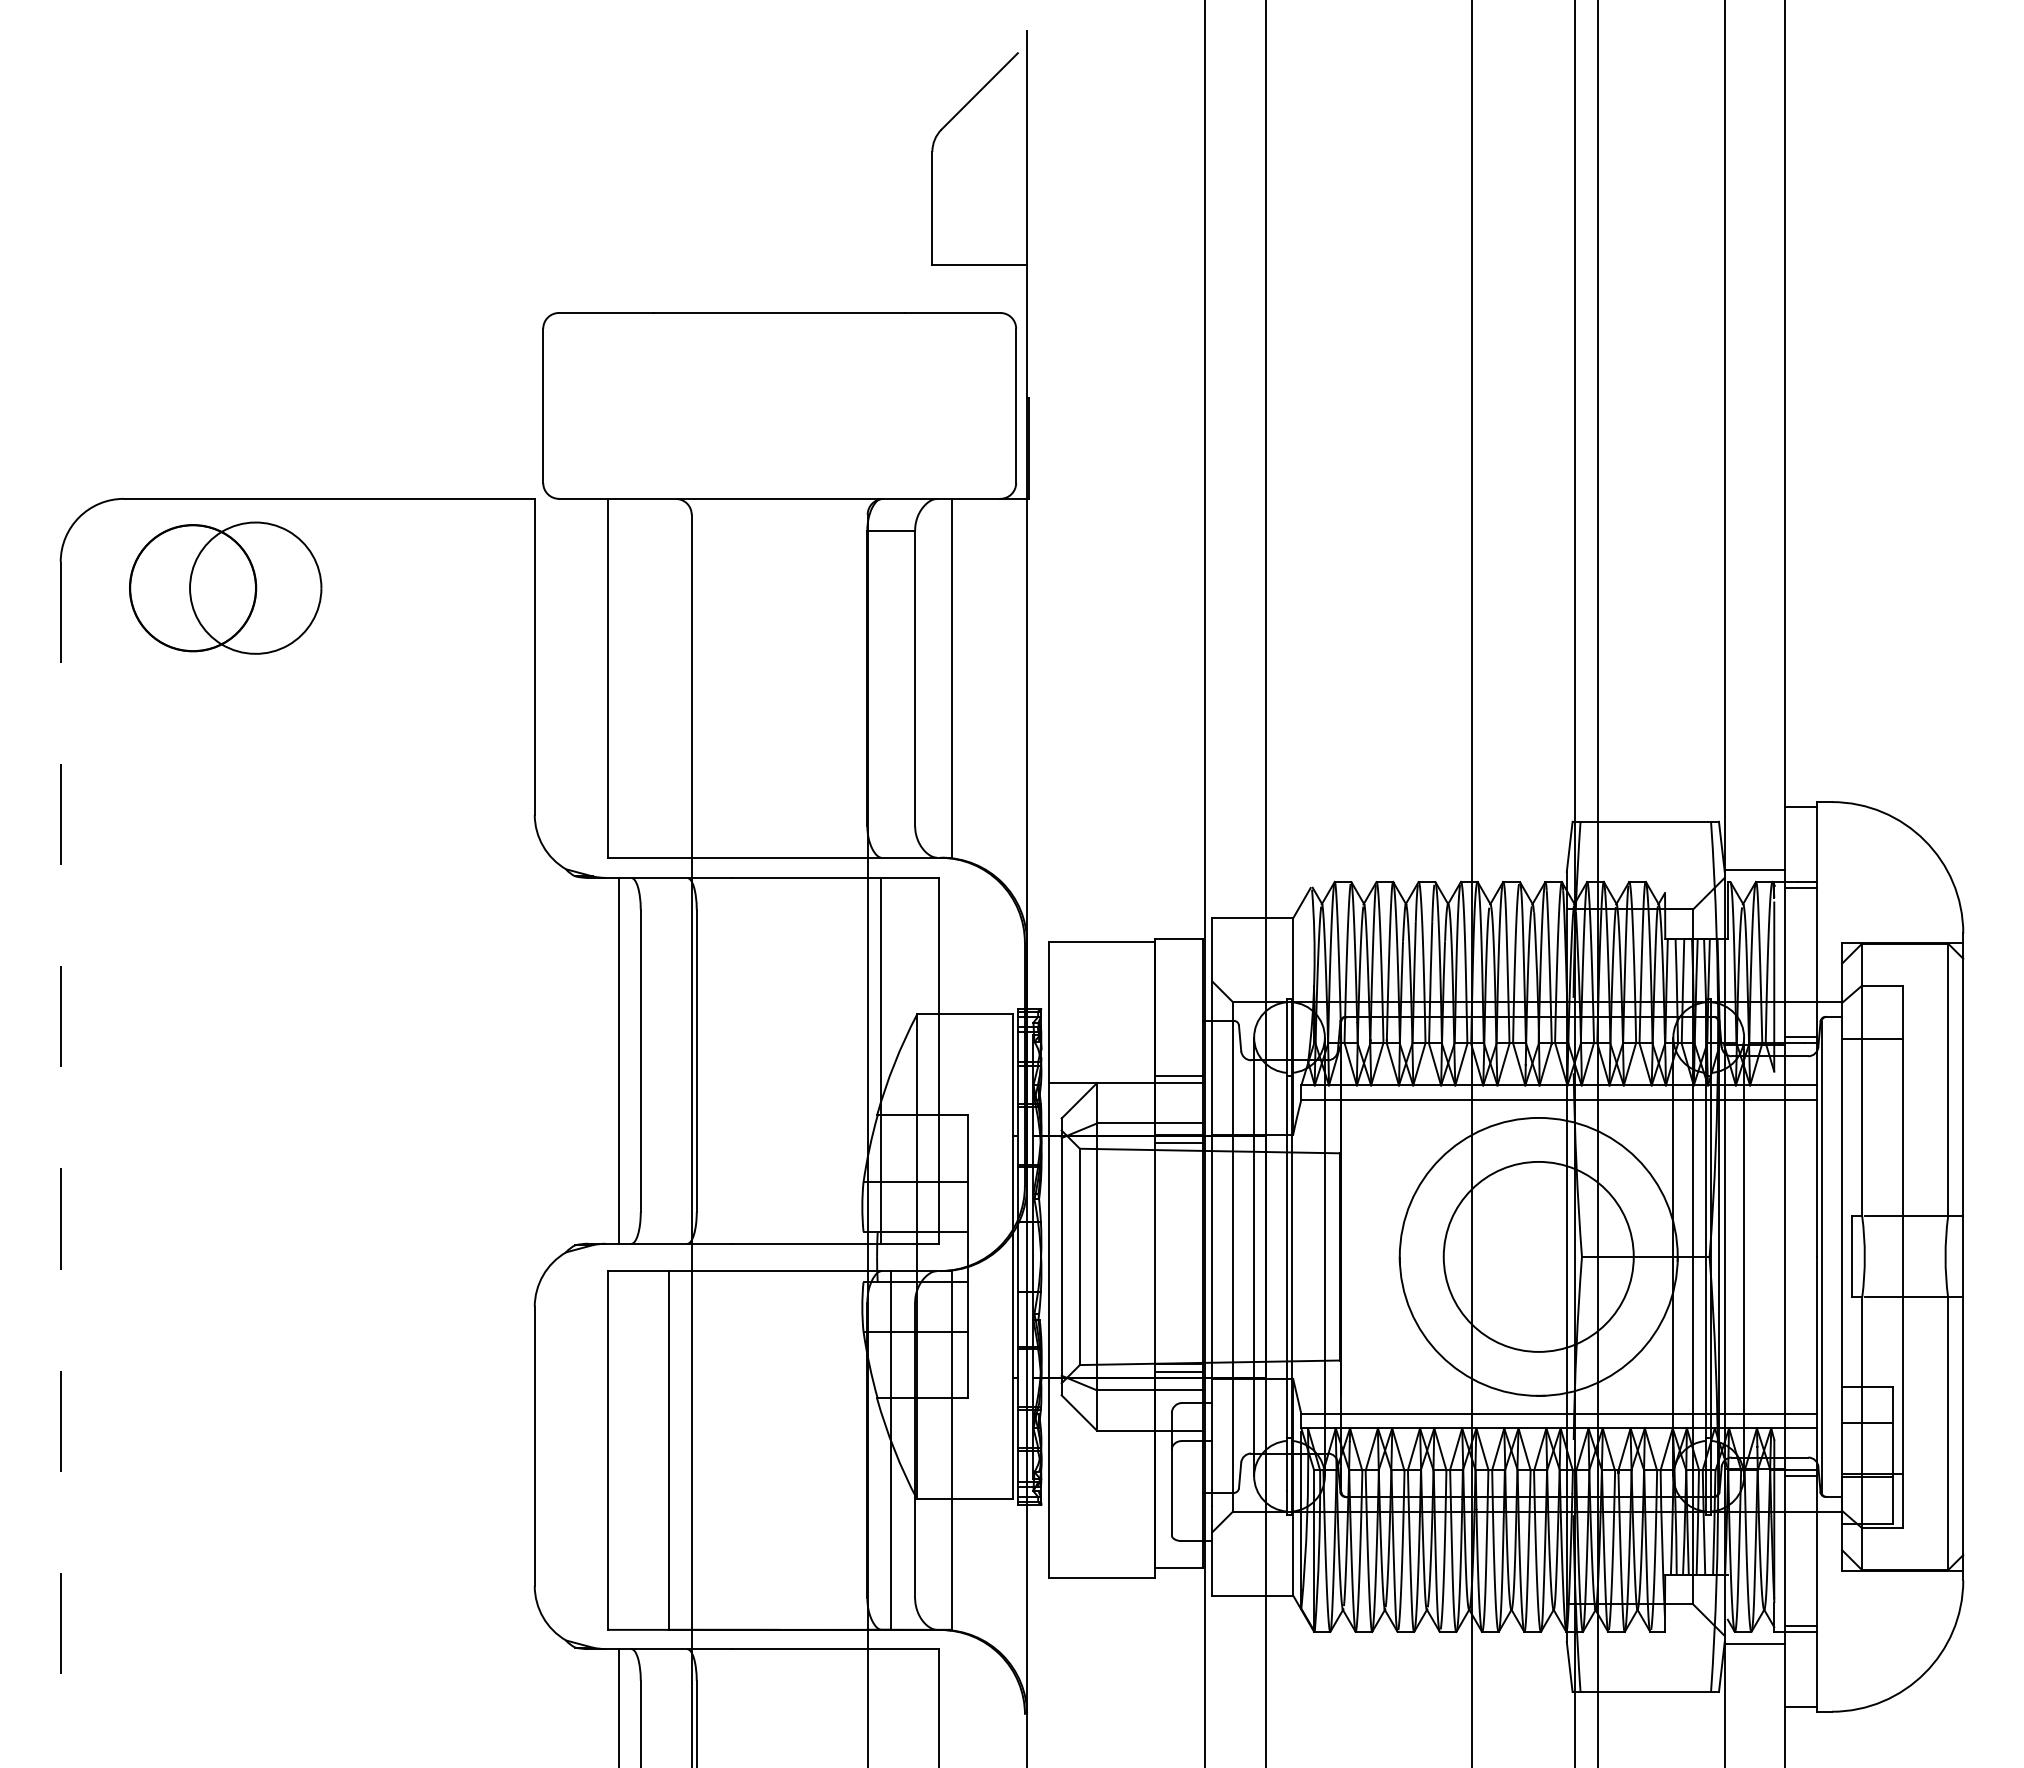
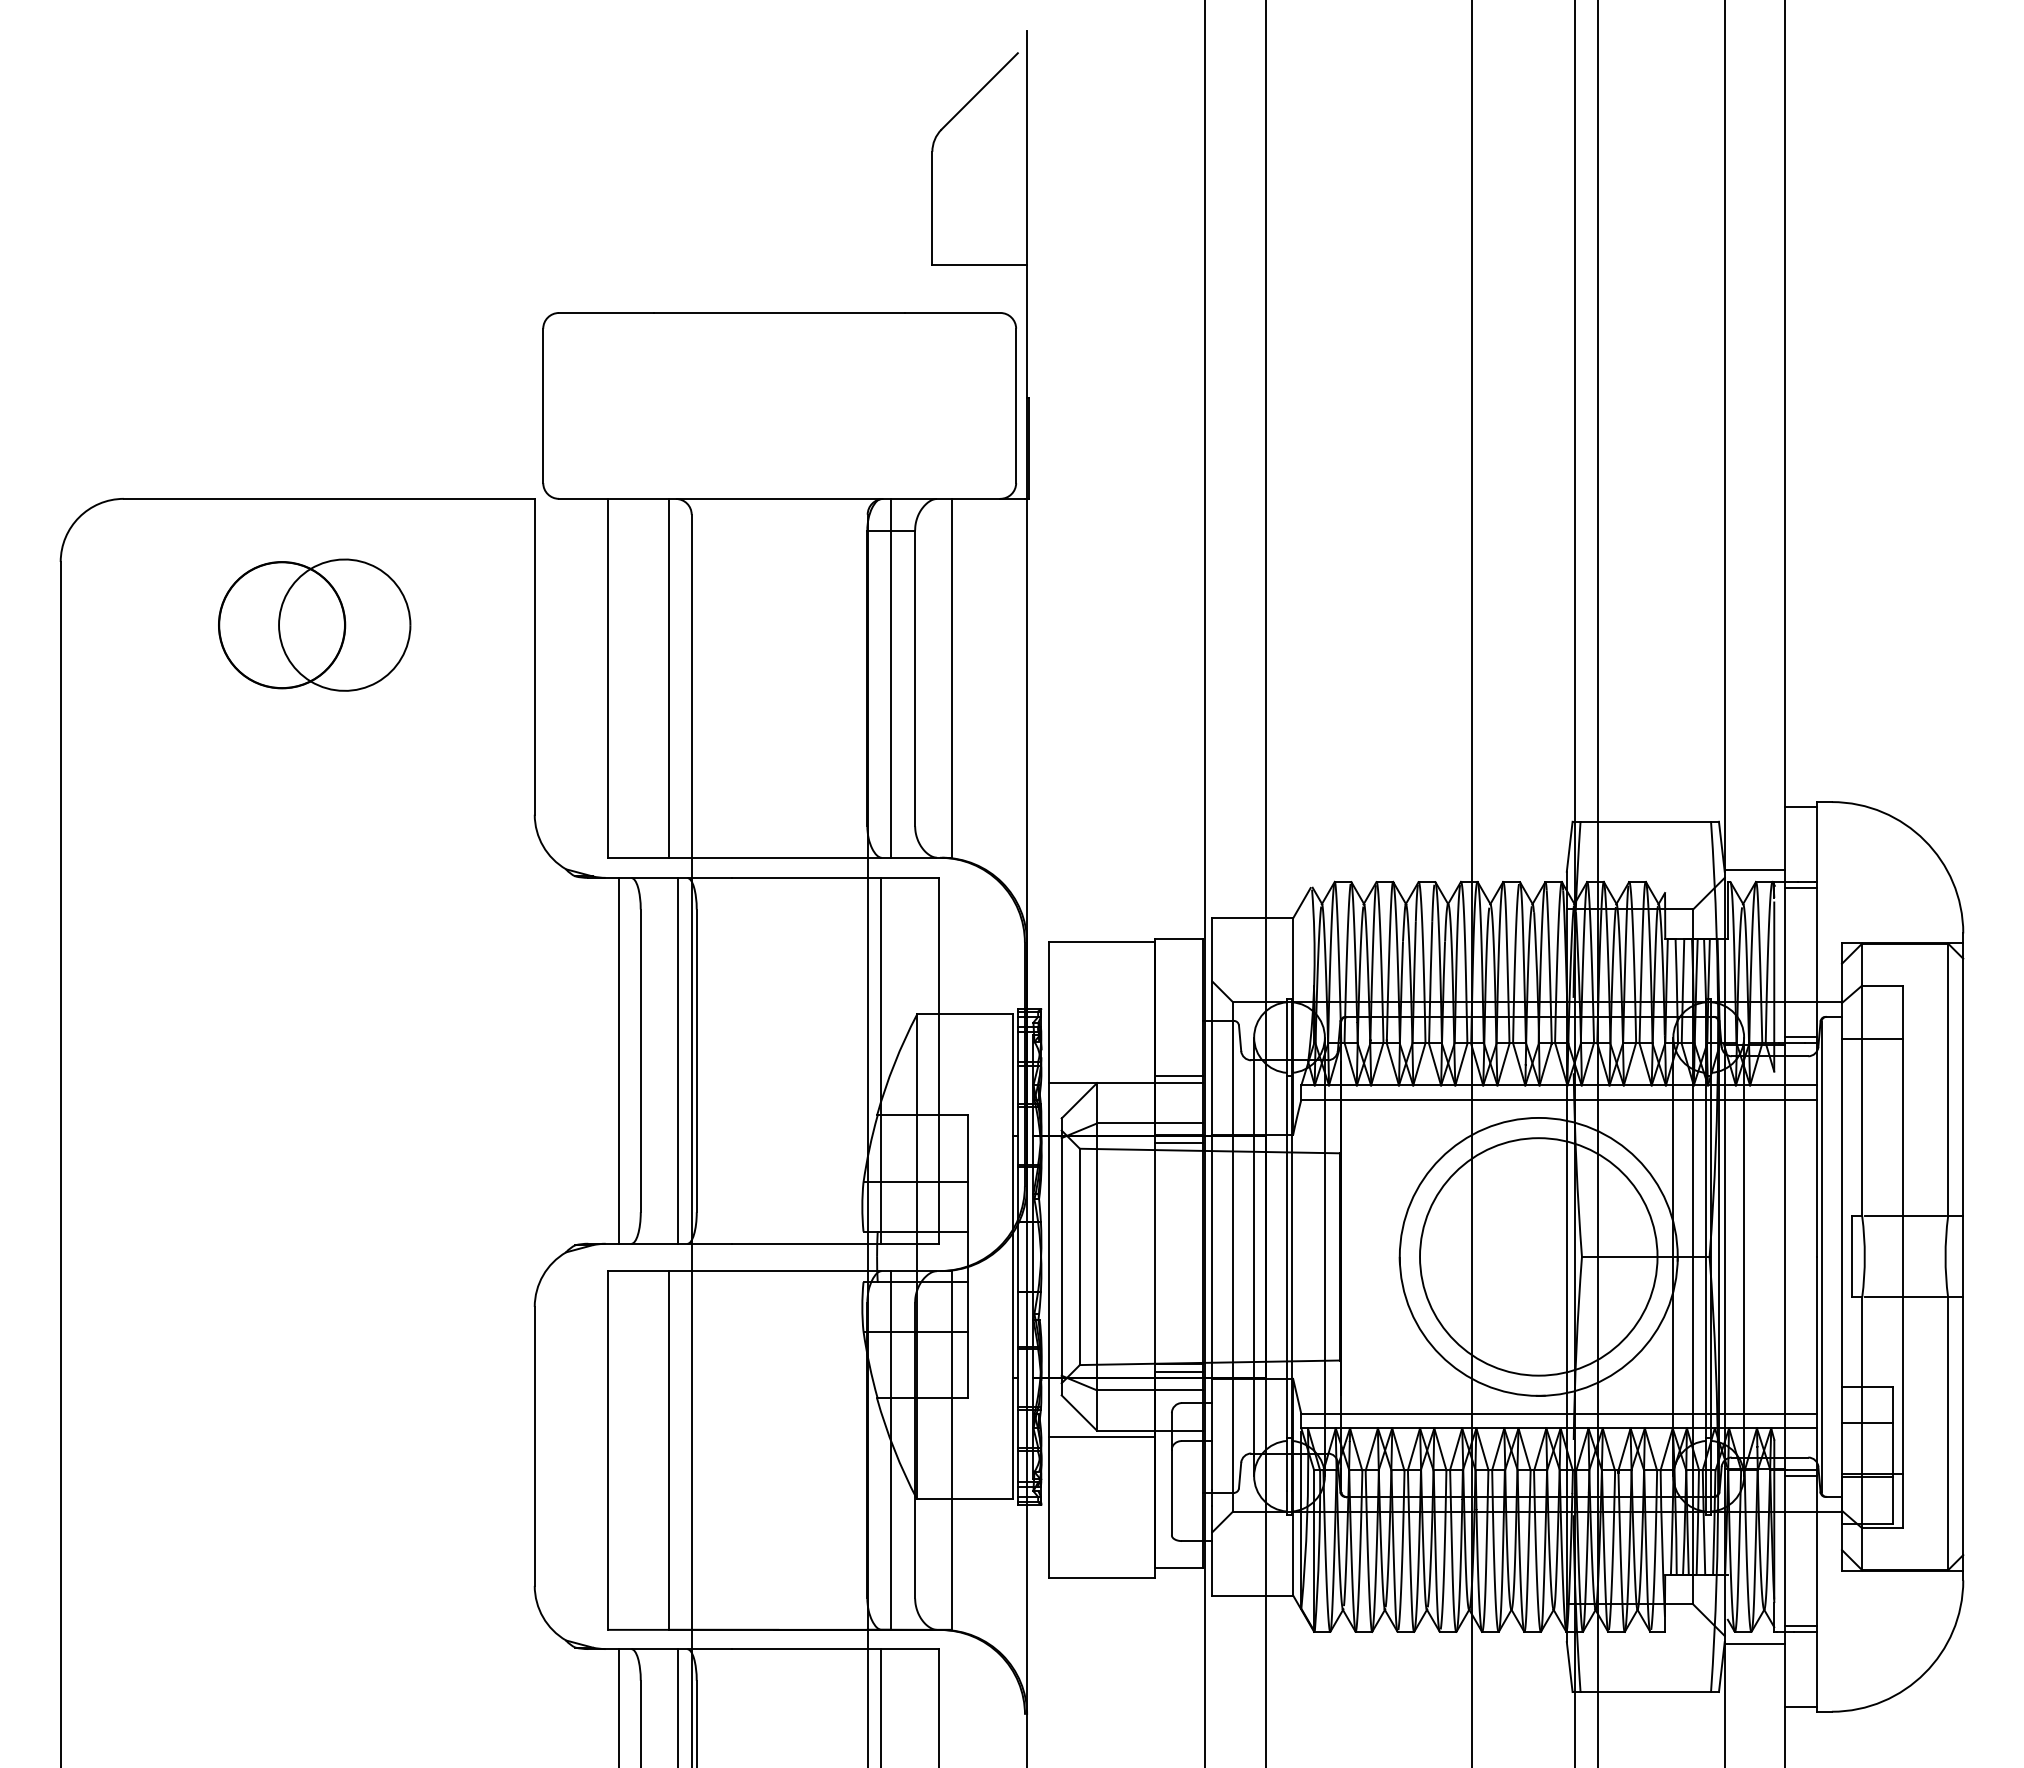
part position: (225, 587) -> (314, 624) (314, 624)
line: none -> present (668, 677)
line: none -> present (890, 677)
line: none -> present (677, 1060)
line: dashed -> solid (60, 1164)
circle diameter: 190 px -> 238 px (1538, 1256)
line: none -> present (1101, 1436)
line: none -> present (677, 1706)
line: none -> present (880, 1706)
